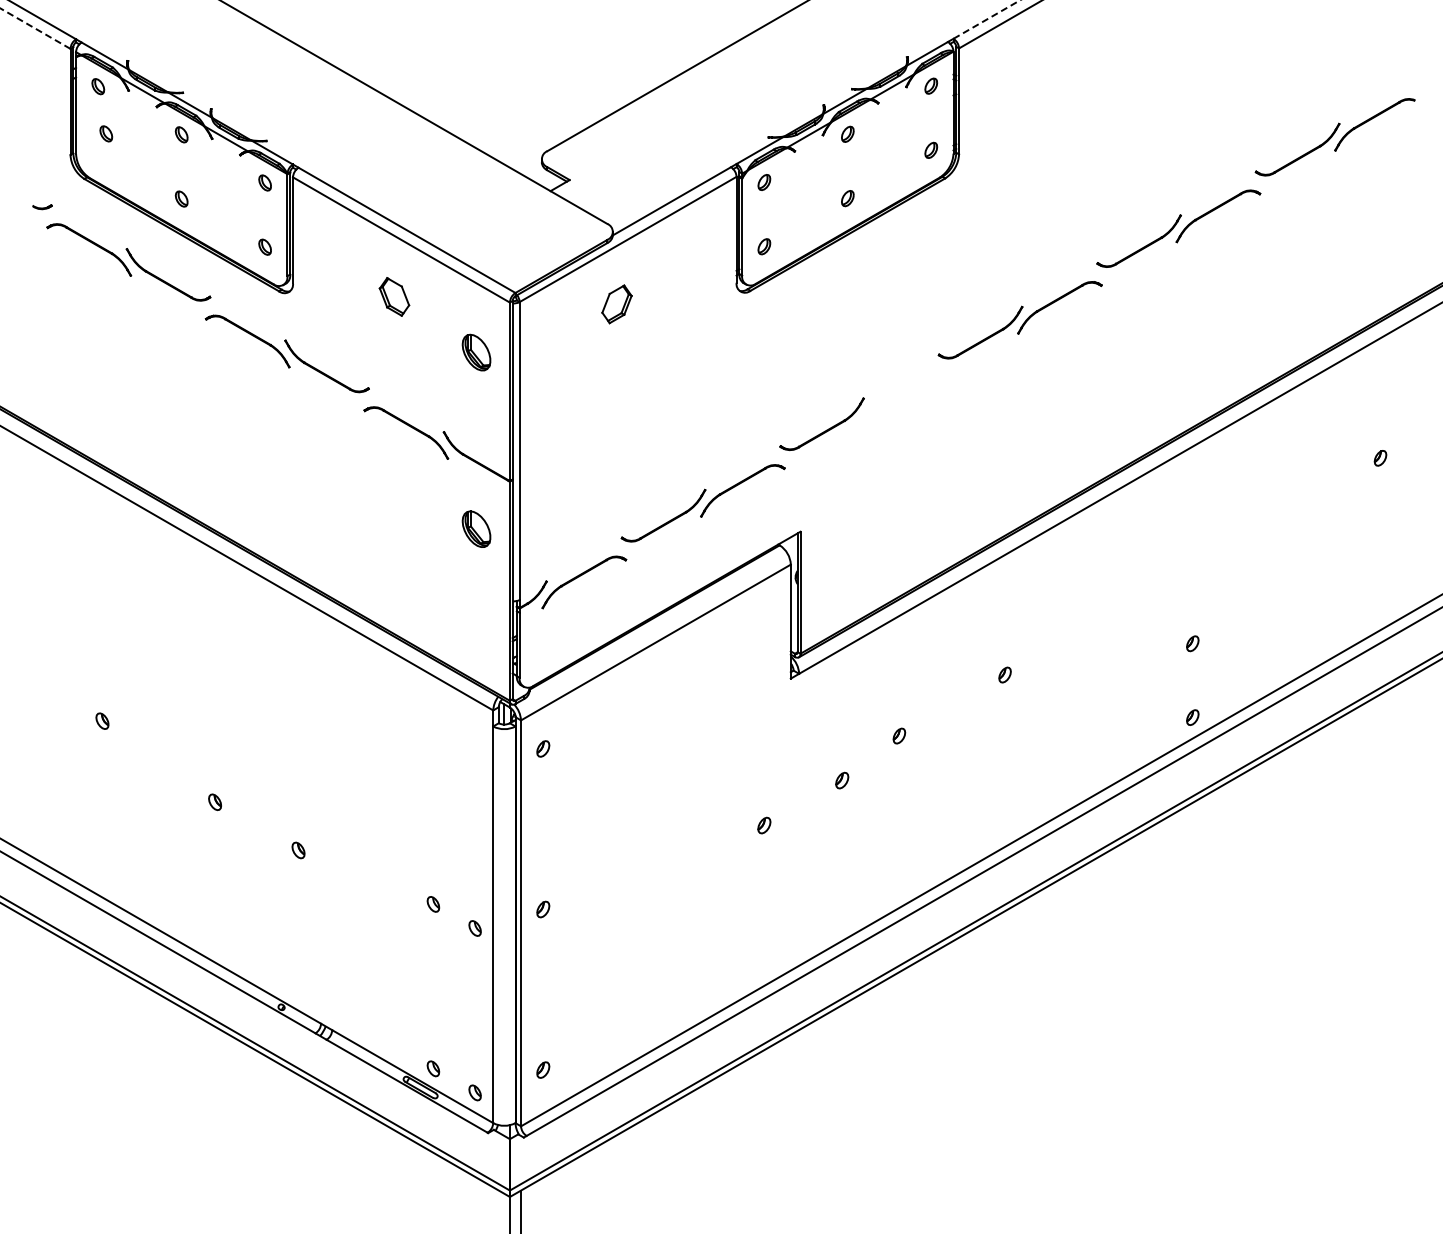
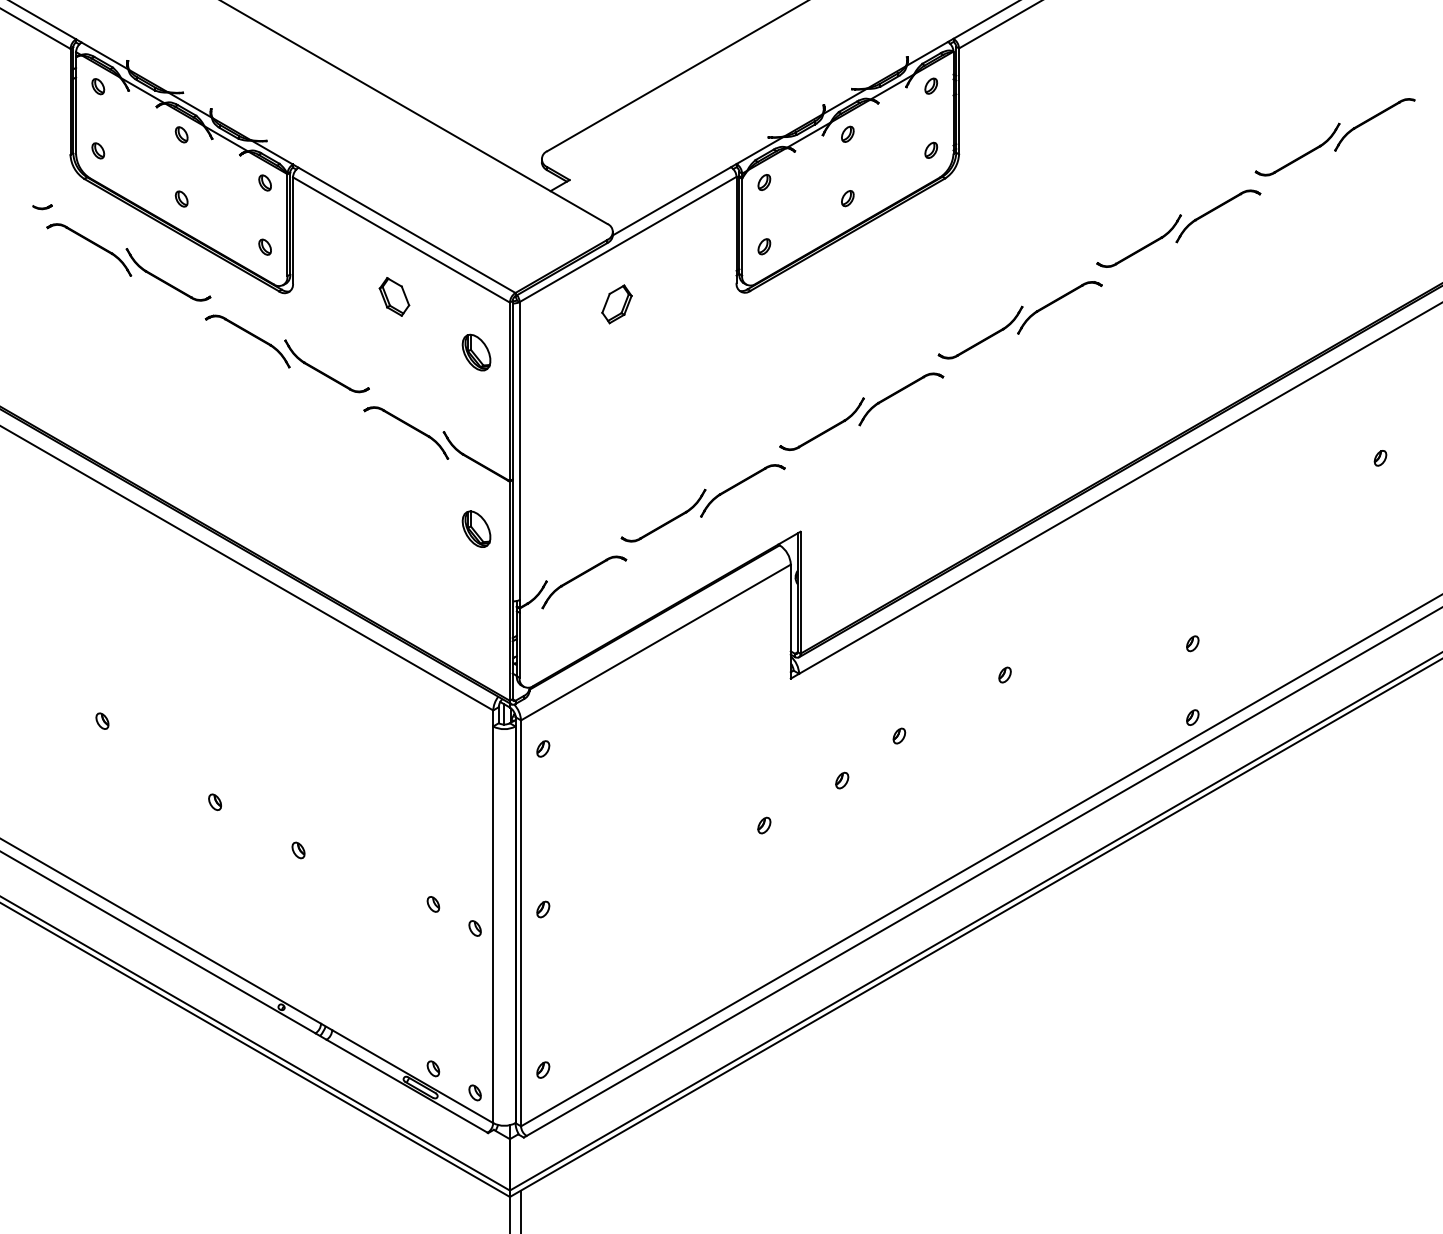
line: dashed -> solid (987, 19)
line: dashed -> solid (35, 28)
part position: (106, 133) -> (98, 150) (98, 150)
part: none -> present (896, 394)
